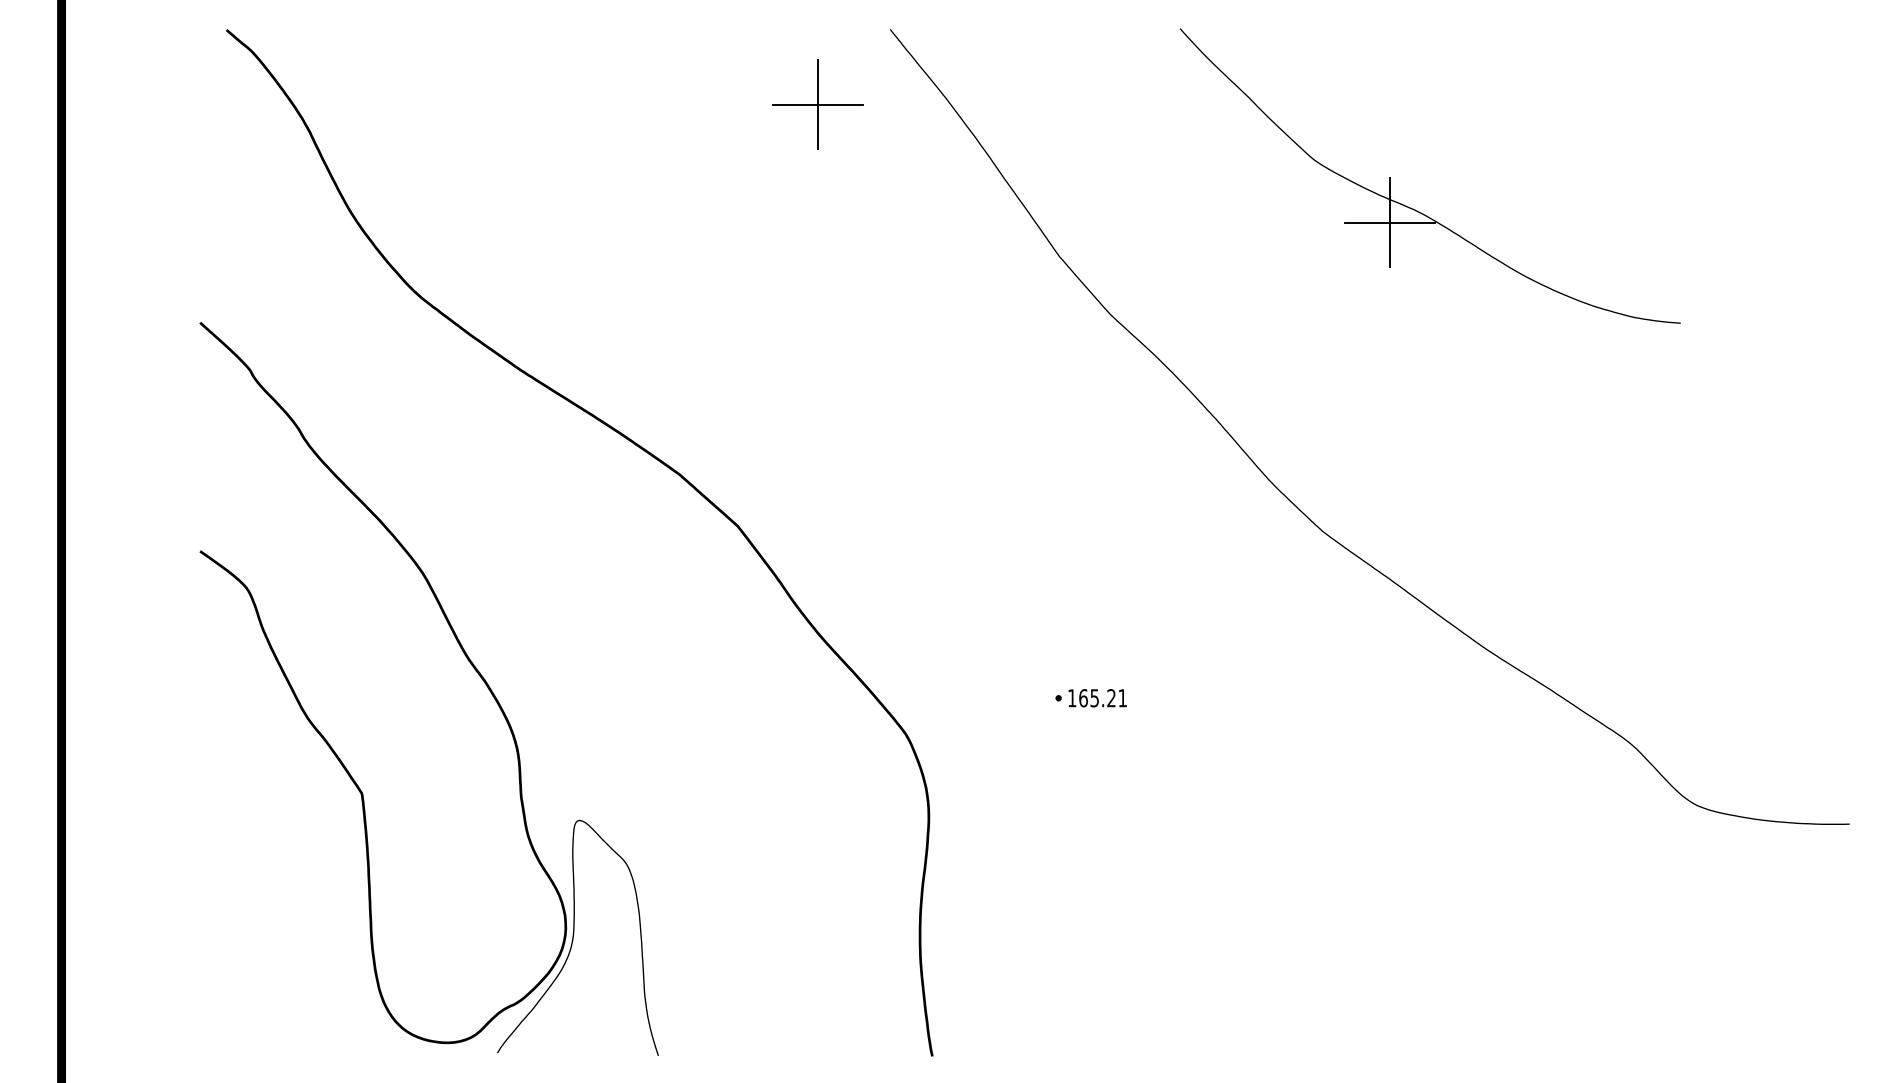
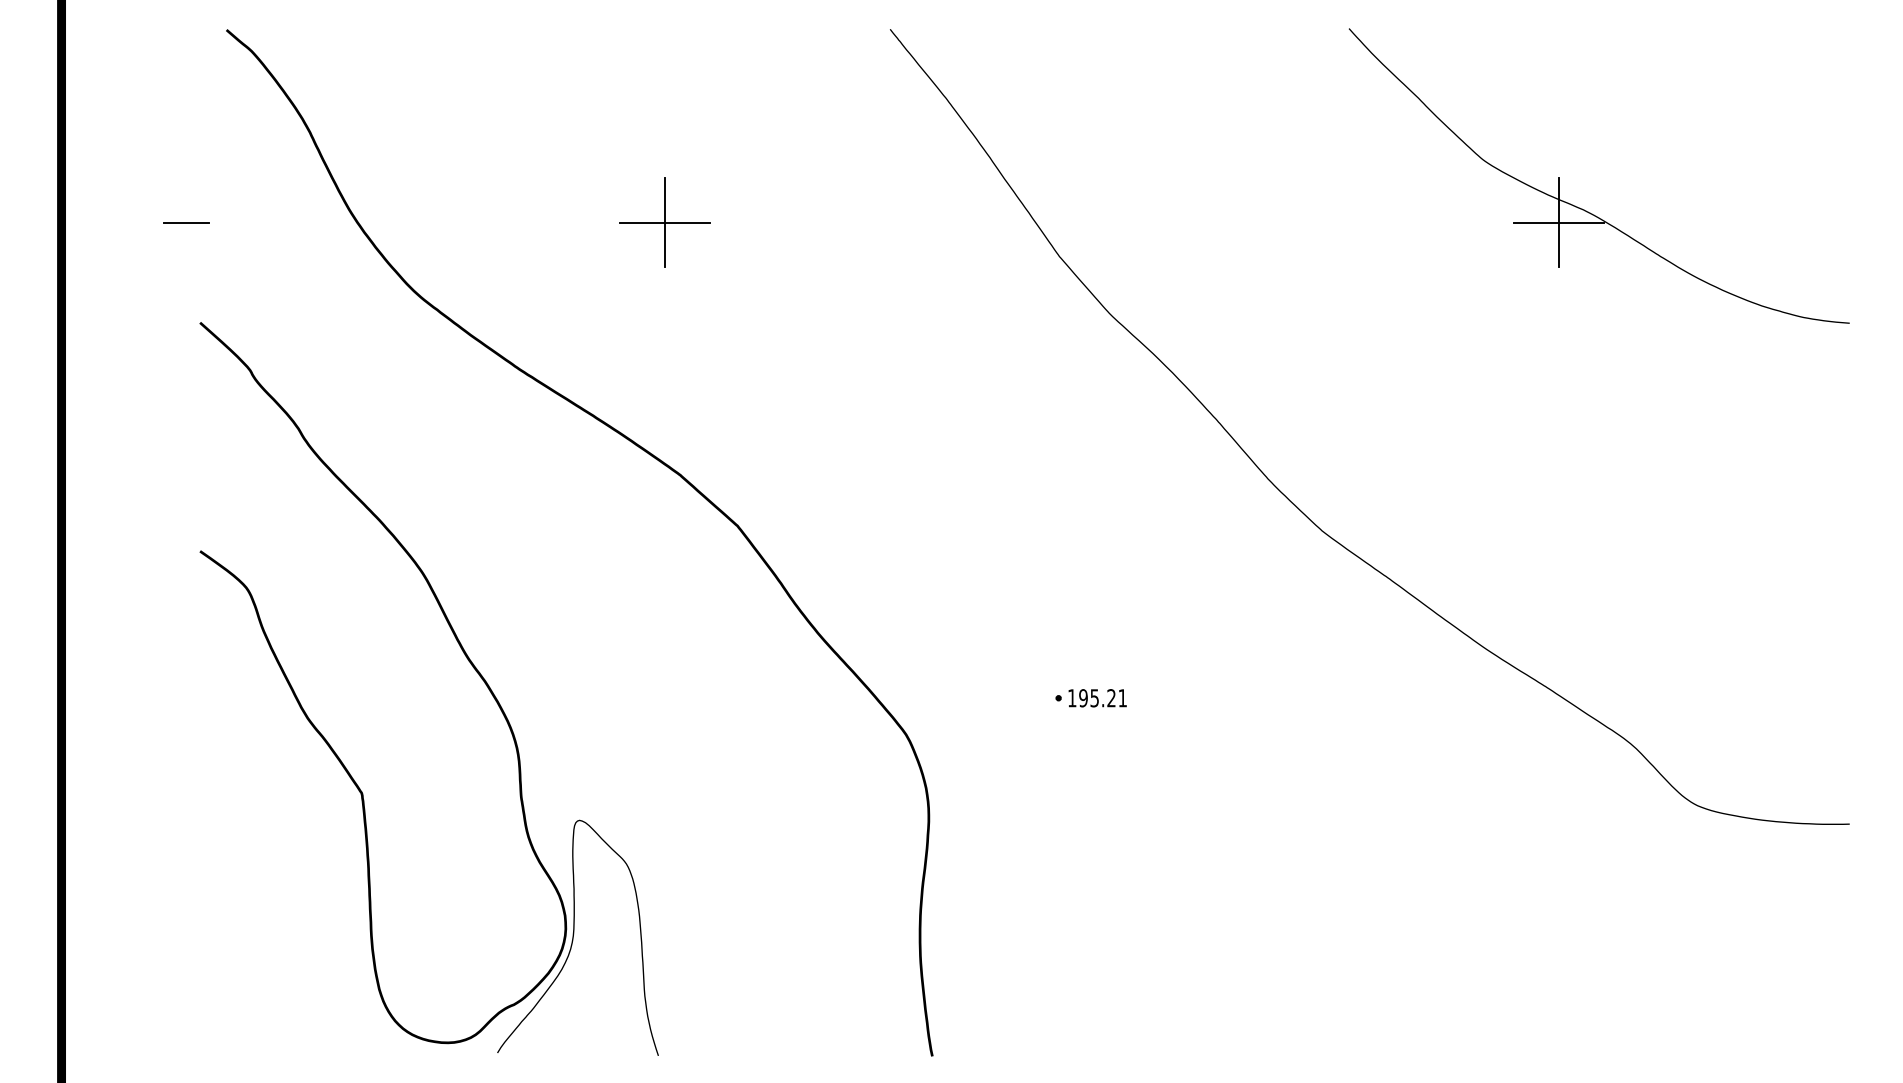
part position: (817, 104) -> (664, 222) (664, 222)
part position: (1413, 208) -> (1582, 208) (1582, 208)
line: none -> present (186, 222)
text: 165.21 -> 195.21 (1083, 698)
